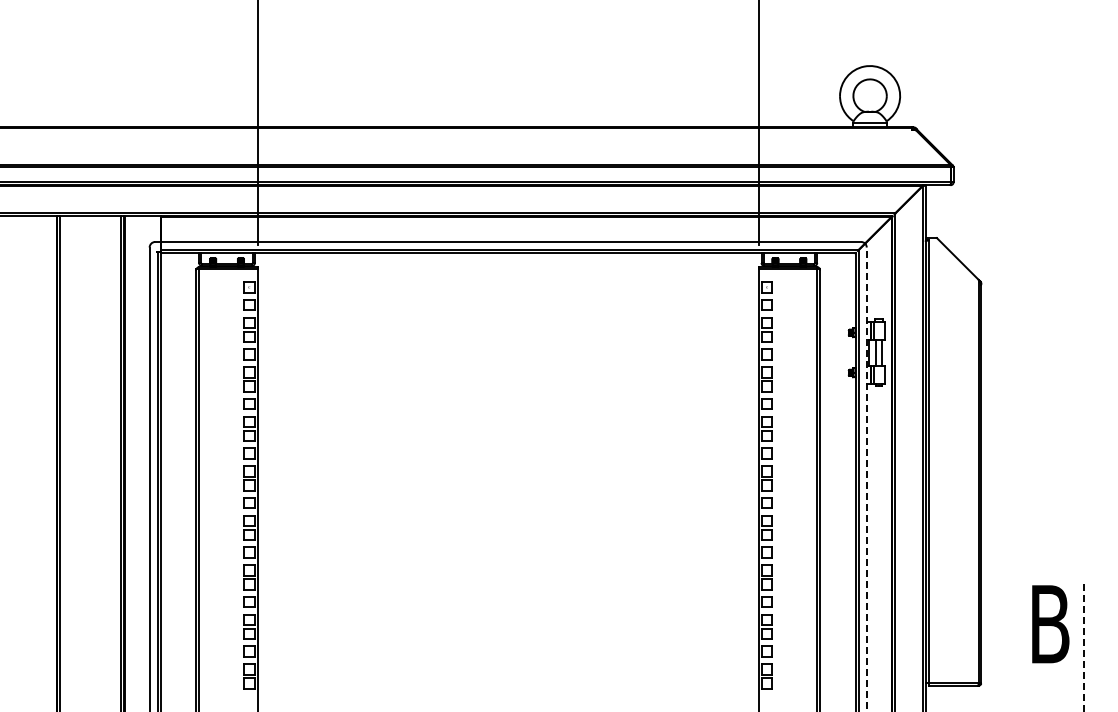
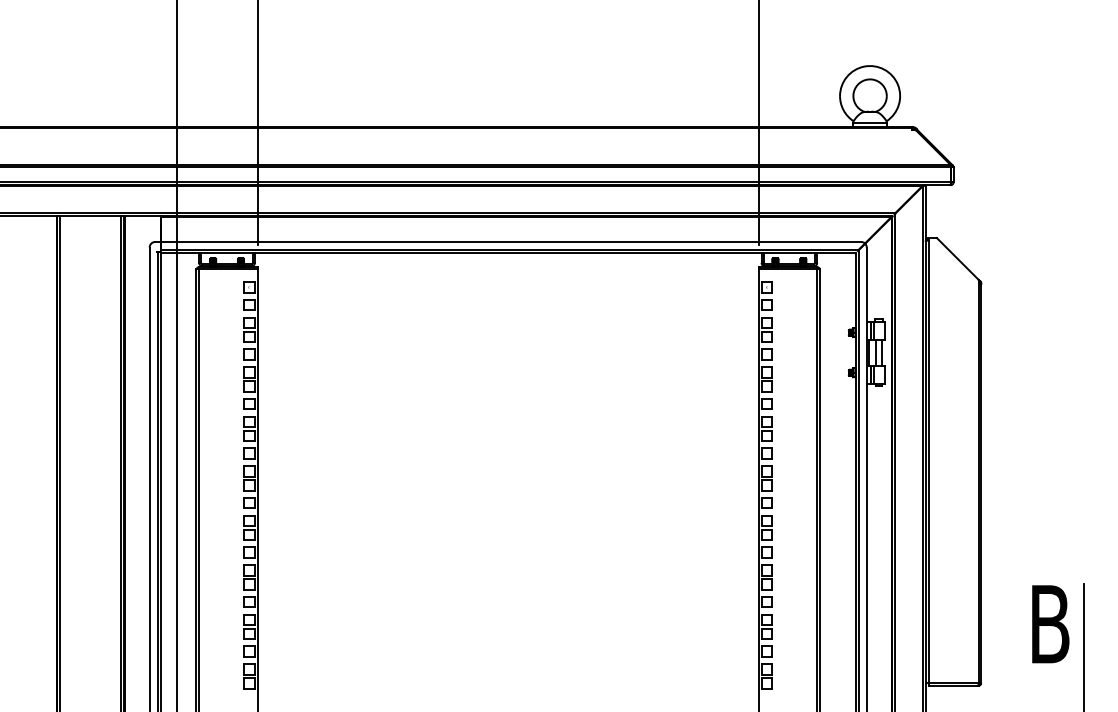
line: none -> present (176, 355)
line: dashed -> solid (866, 479)
line: dashed -> solid (1084, 648)
